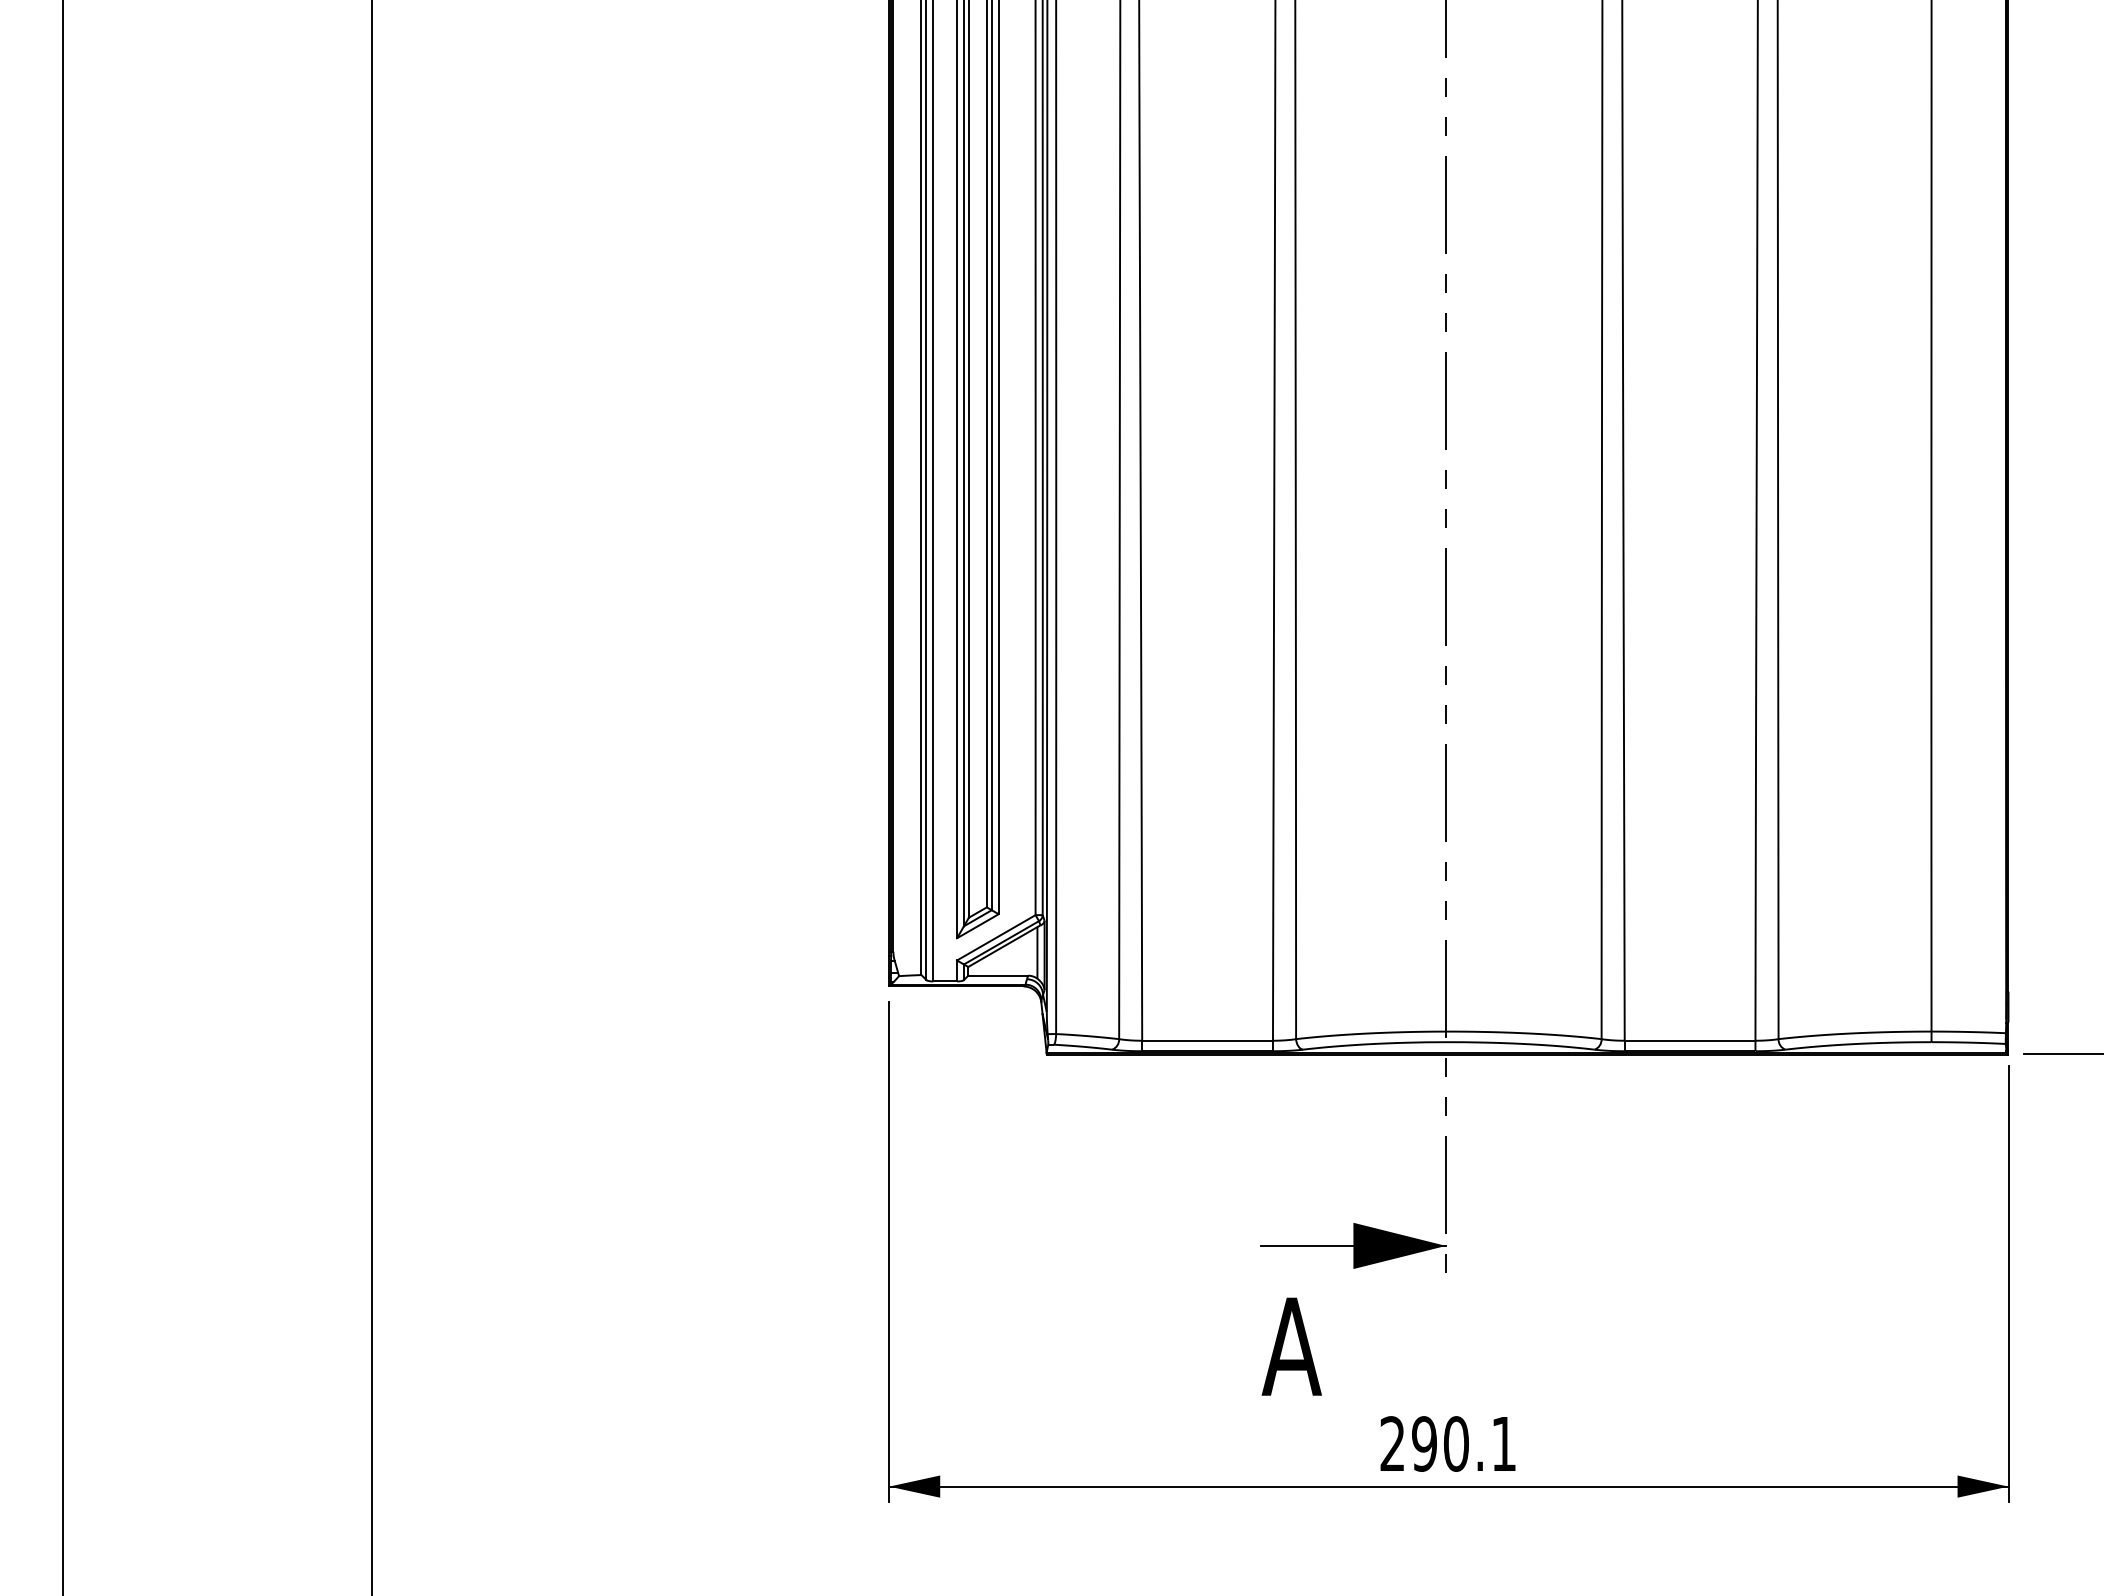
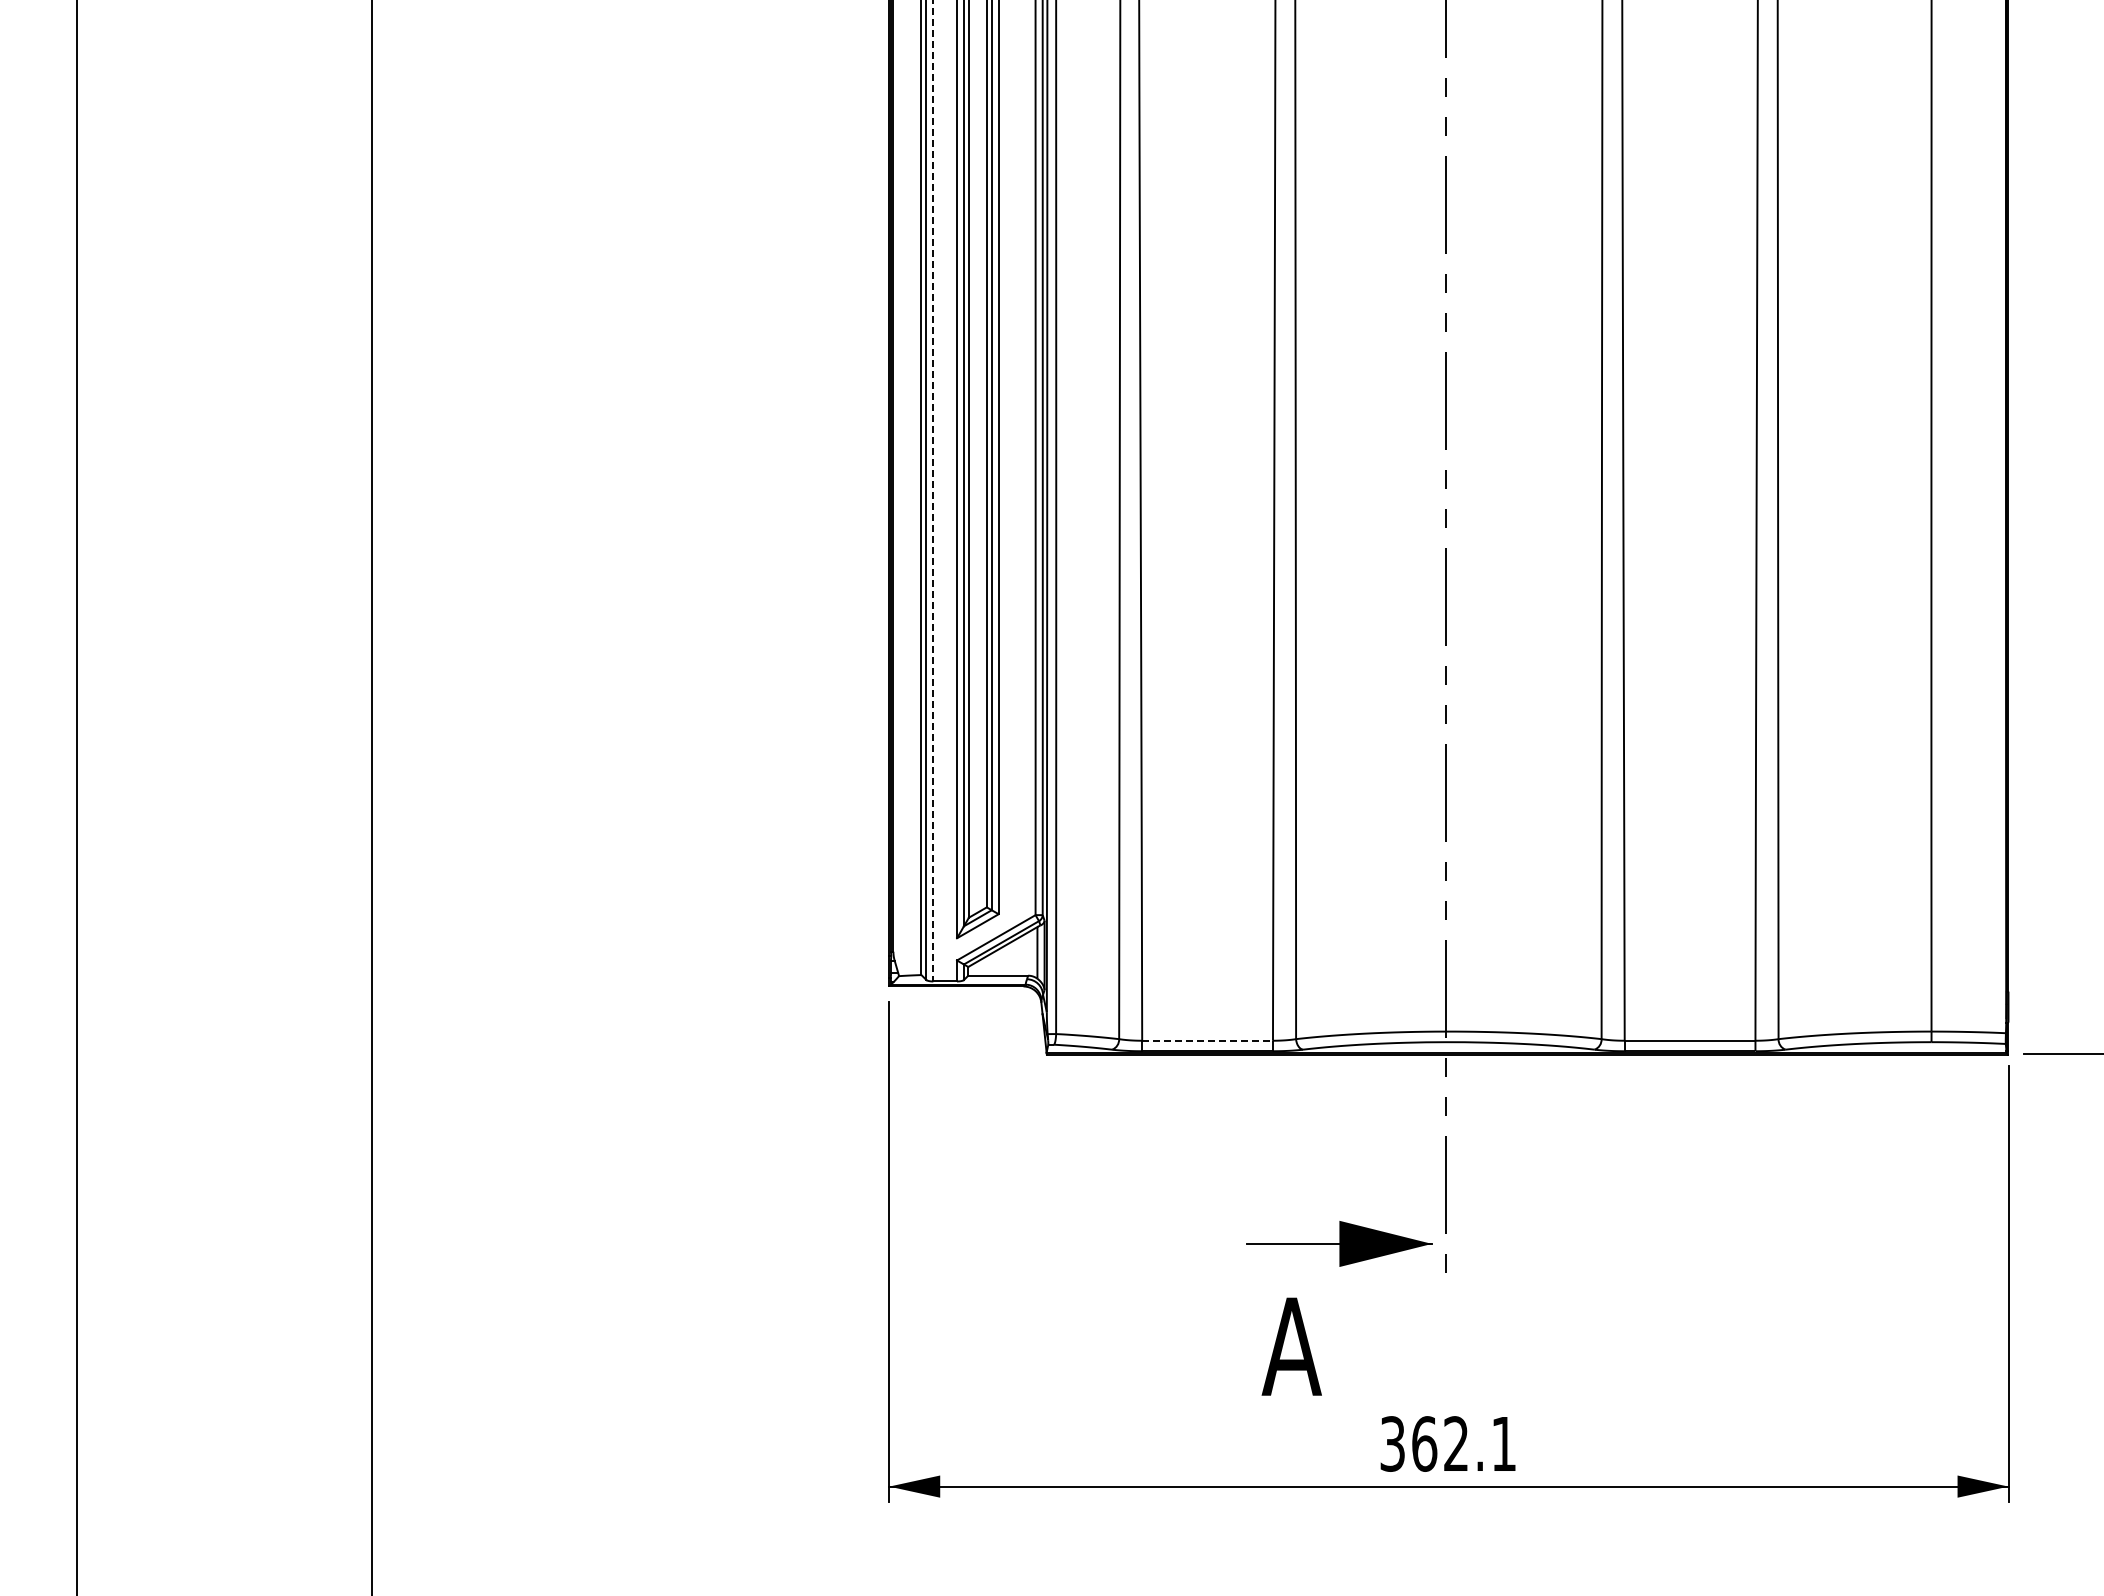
line: solid -> dashed (933, 491)
line position: (63, 797) -> (77, 797) (77, 797)
line: solid -> dashed (1208, 1040)
part position: (1353, 1245) -> (1339, 1243) (1339, 1243)
text: 290.1 -> 362.1 (1424, 1443)
